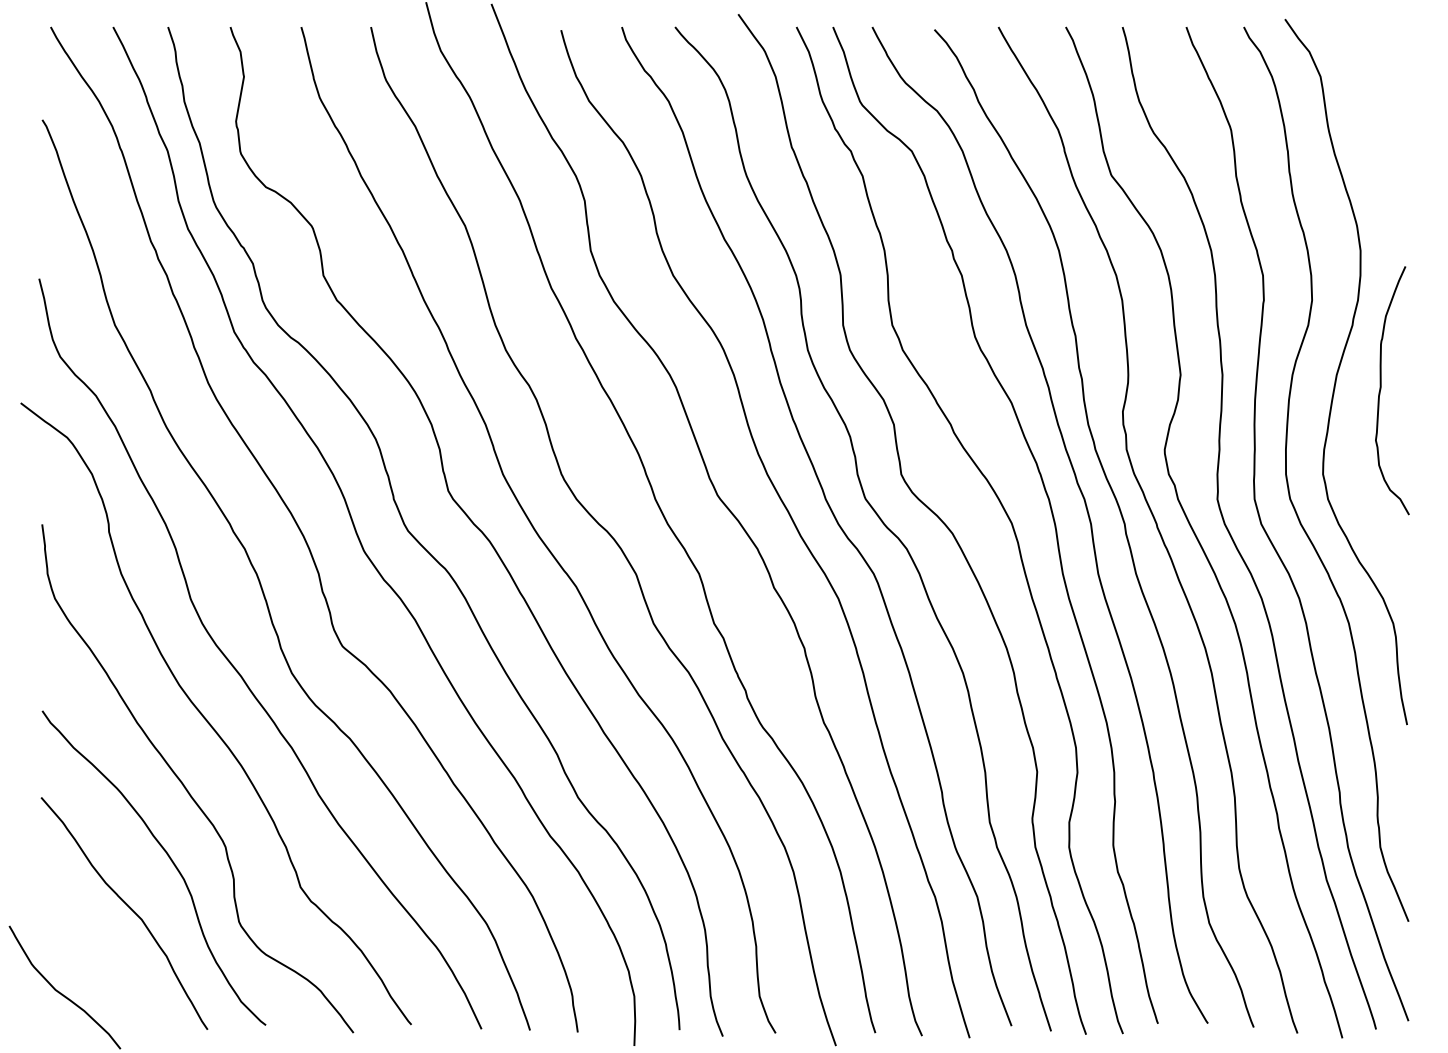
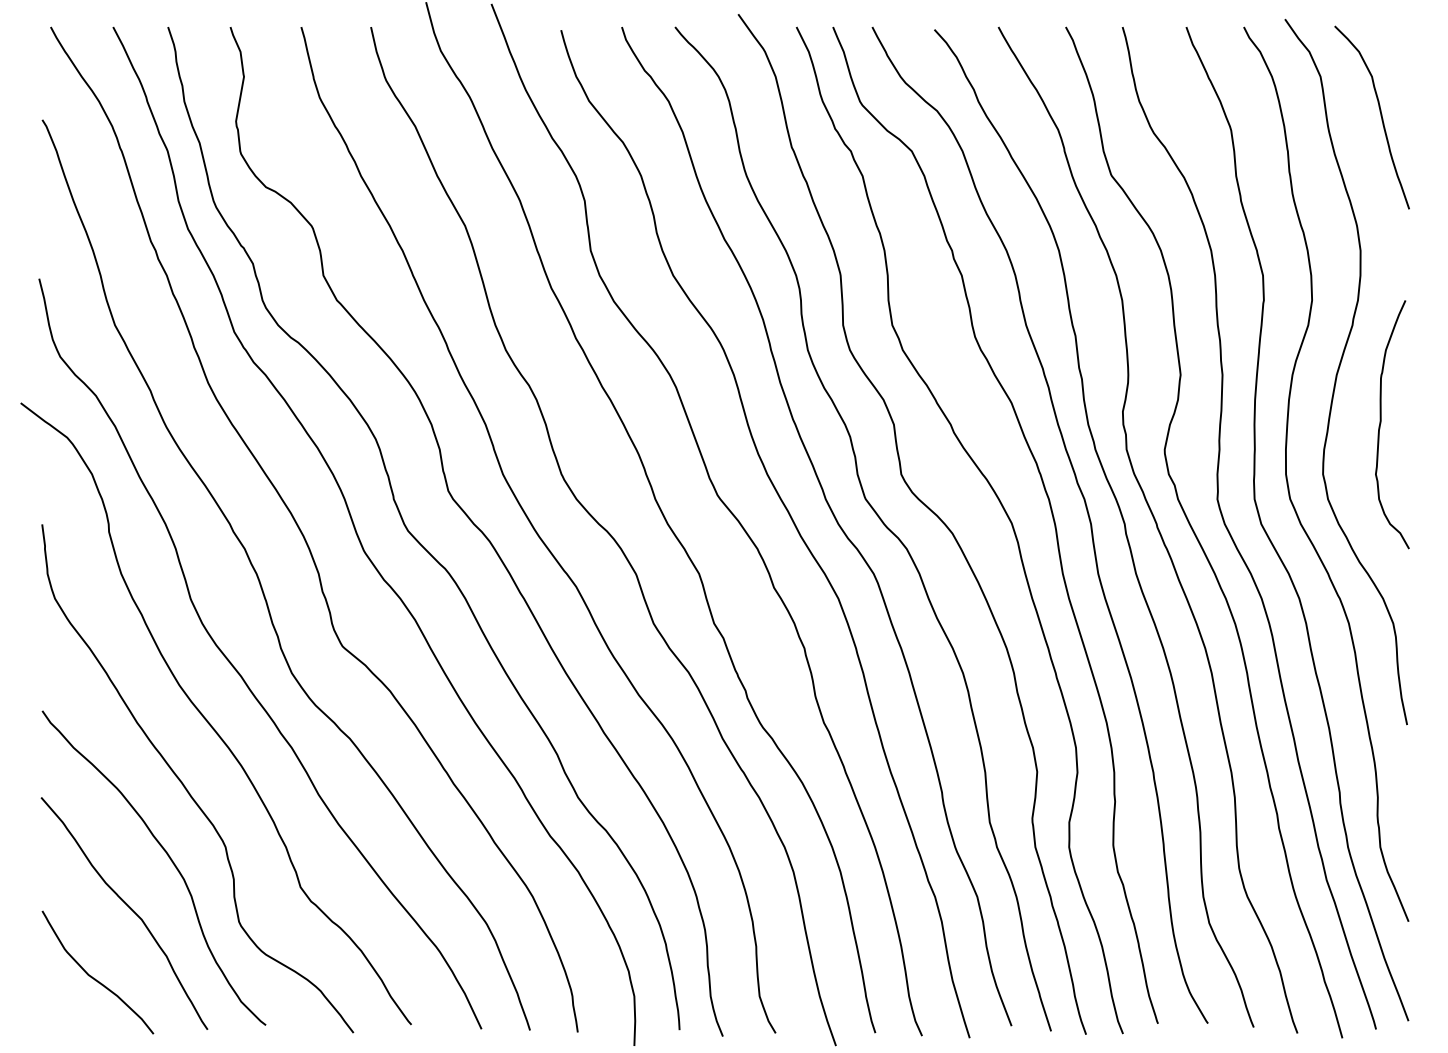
curve: none -> present (1380, 116)
curve position: (1381, 389) -> (1381, 423) (1381, 423)
curve position: (62, 993) -> (95, 978) (95, 978)
